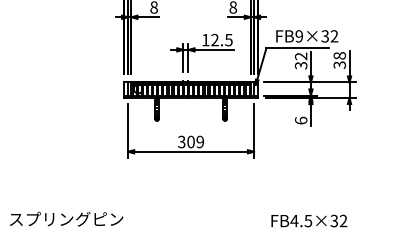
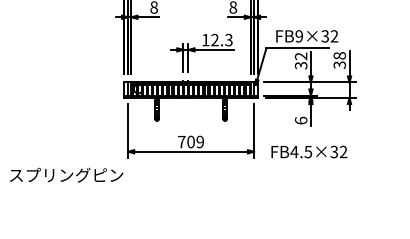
text: 12.5 -> 12.3 (228, 39)
text: 309 -> 709 (181, 141)
text position: (66, 218) -> (66, 174) (66, 174)
text position: (309, 220) -> (309, 151) (309, 151)
